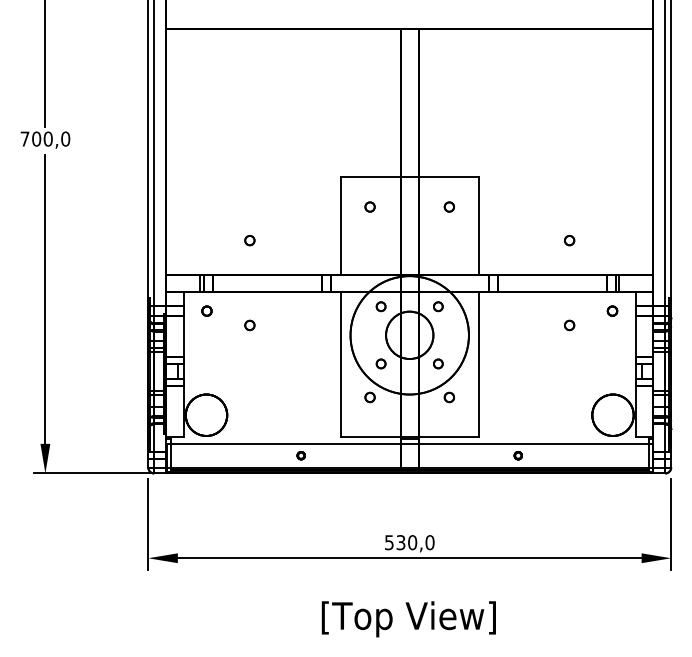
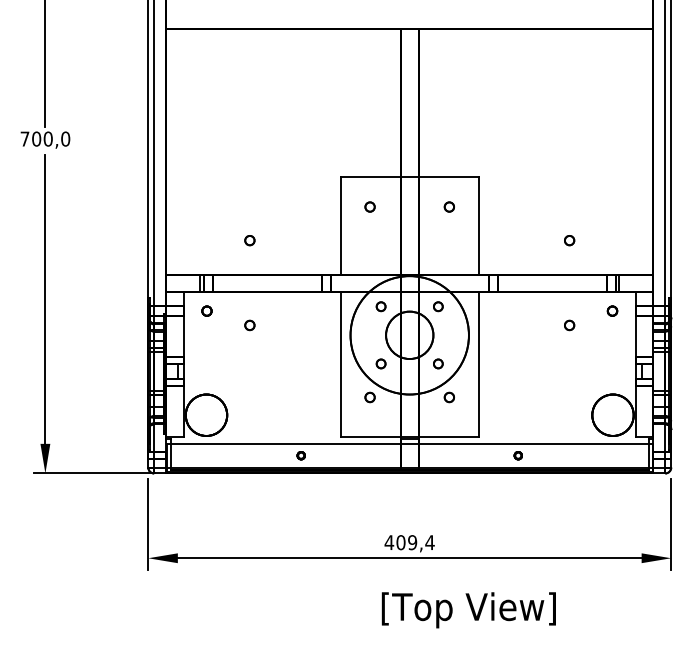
text: 530,0 -> 409,4 (409, 542)
text position: (408, 619) -> (468, 610) (468, 610)
